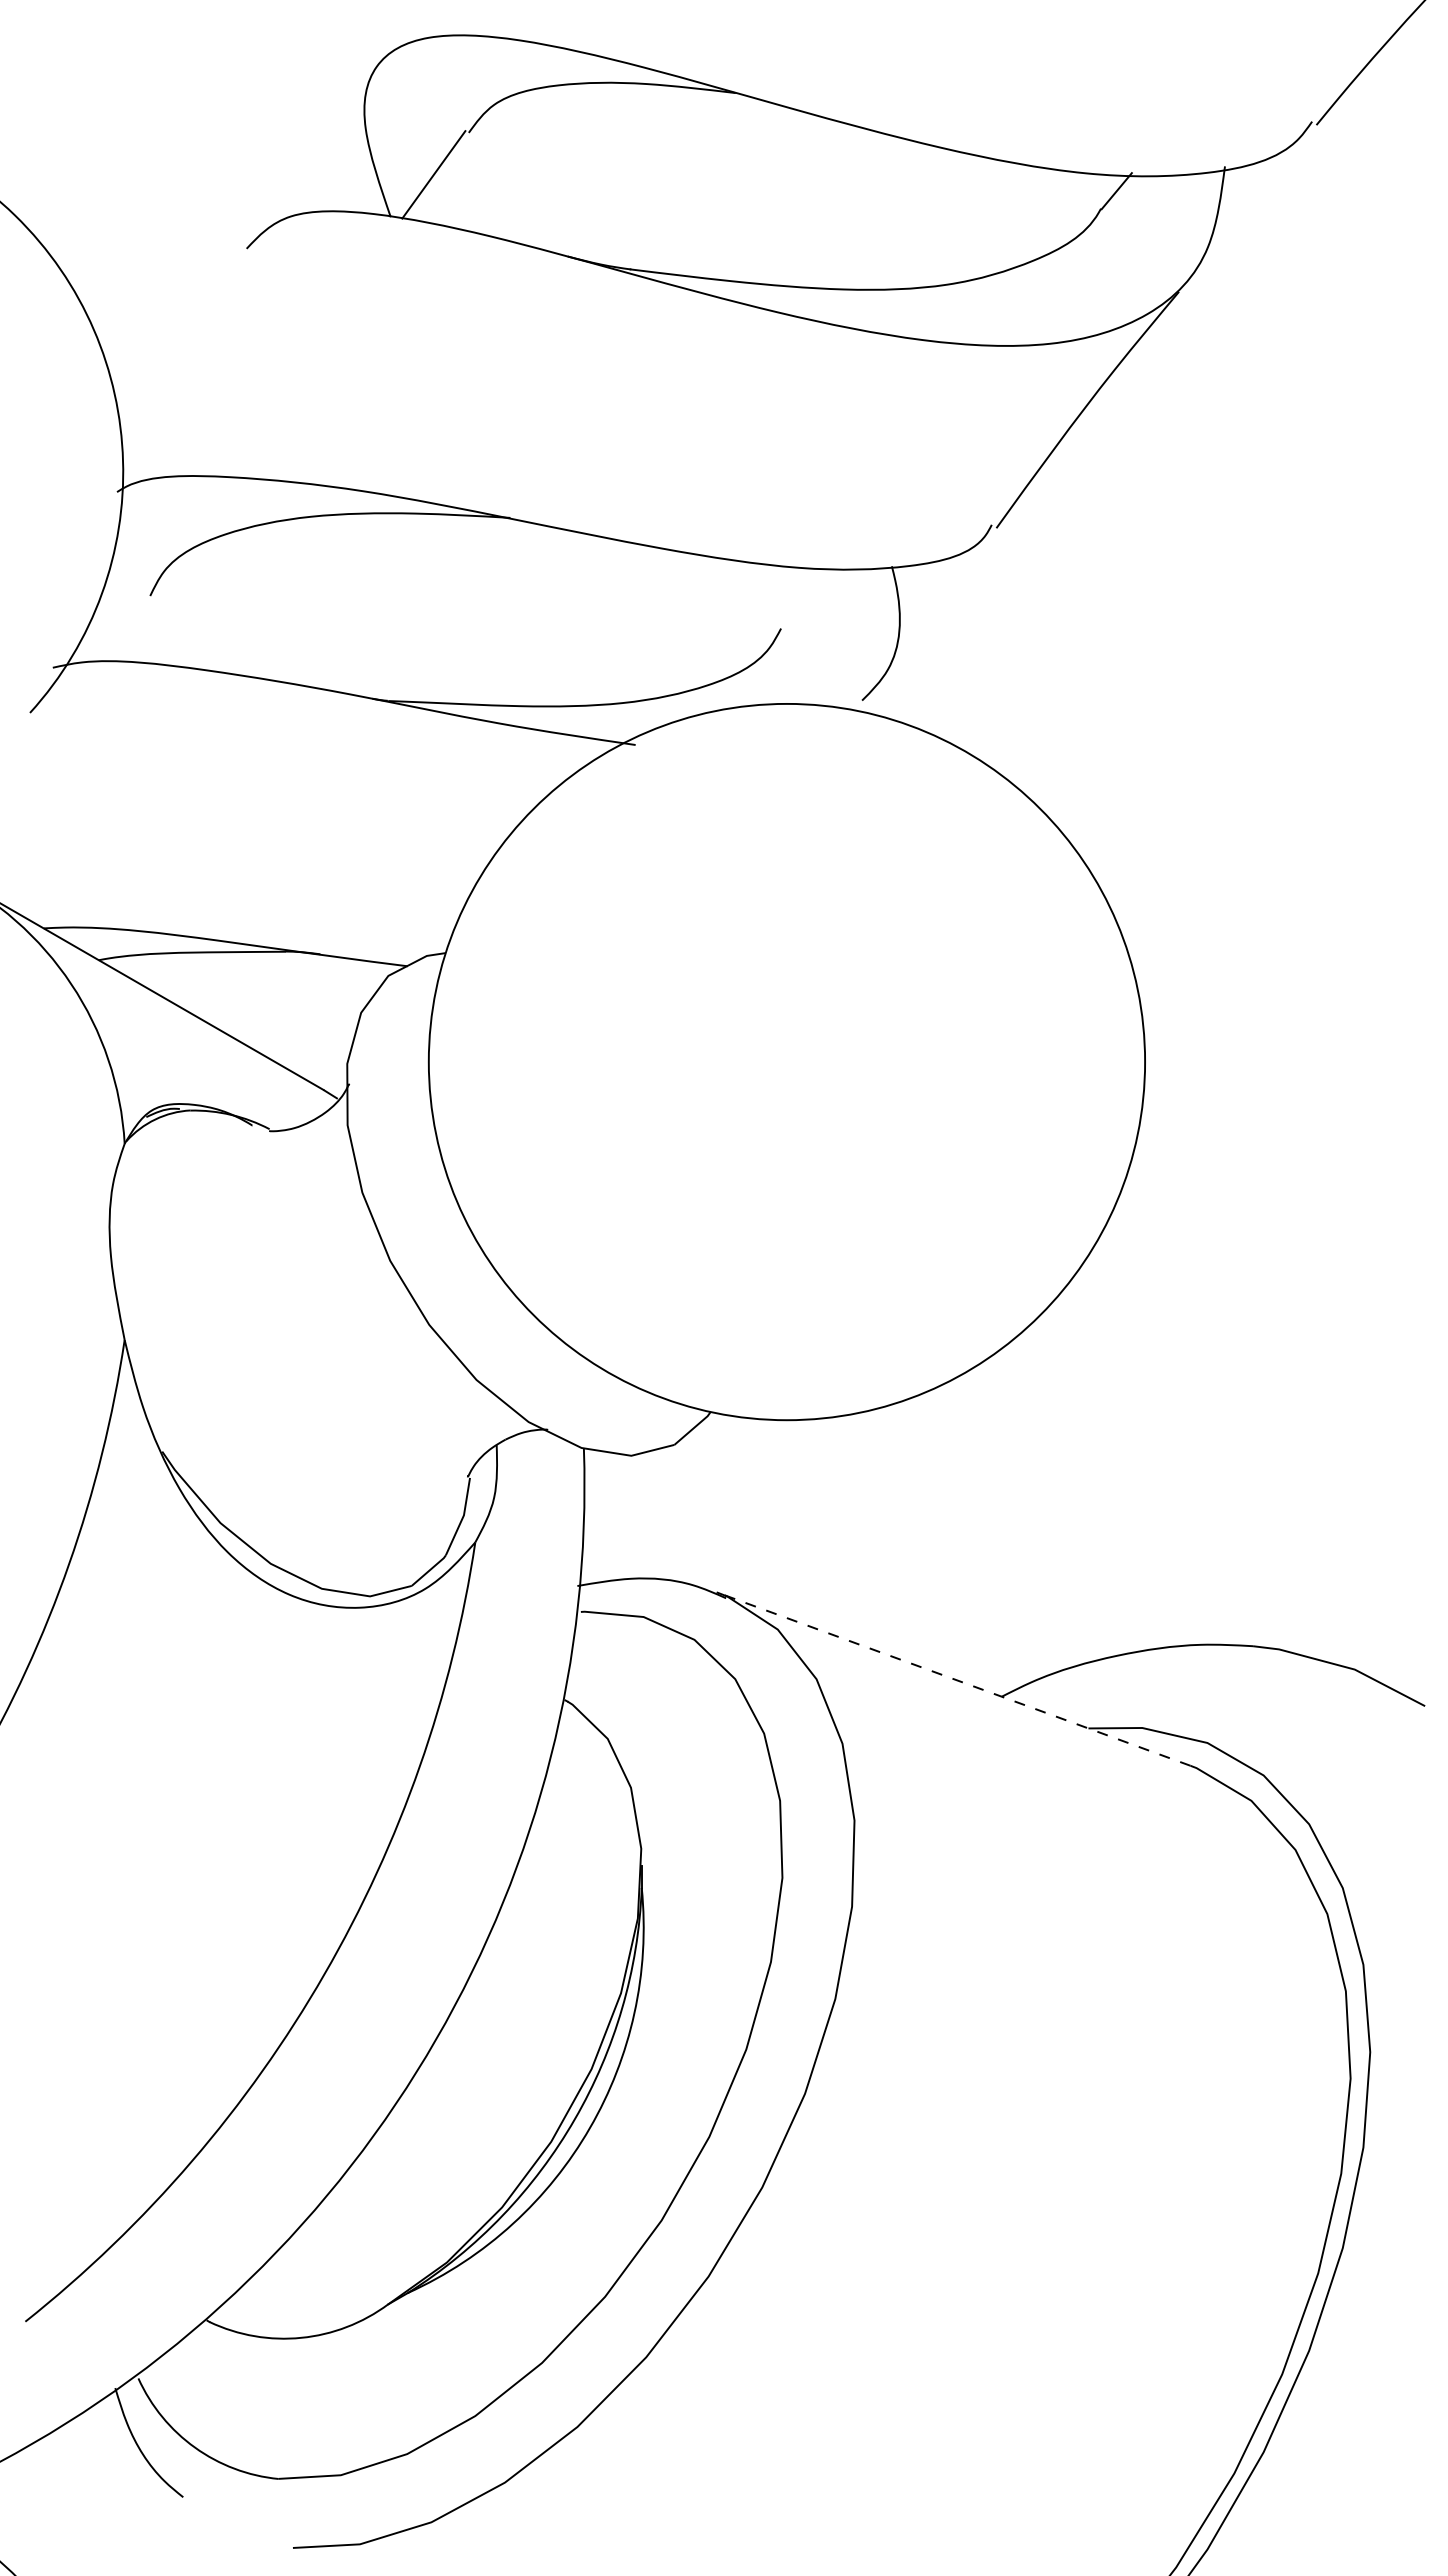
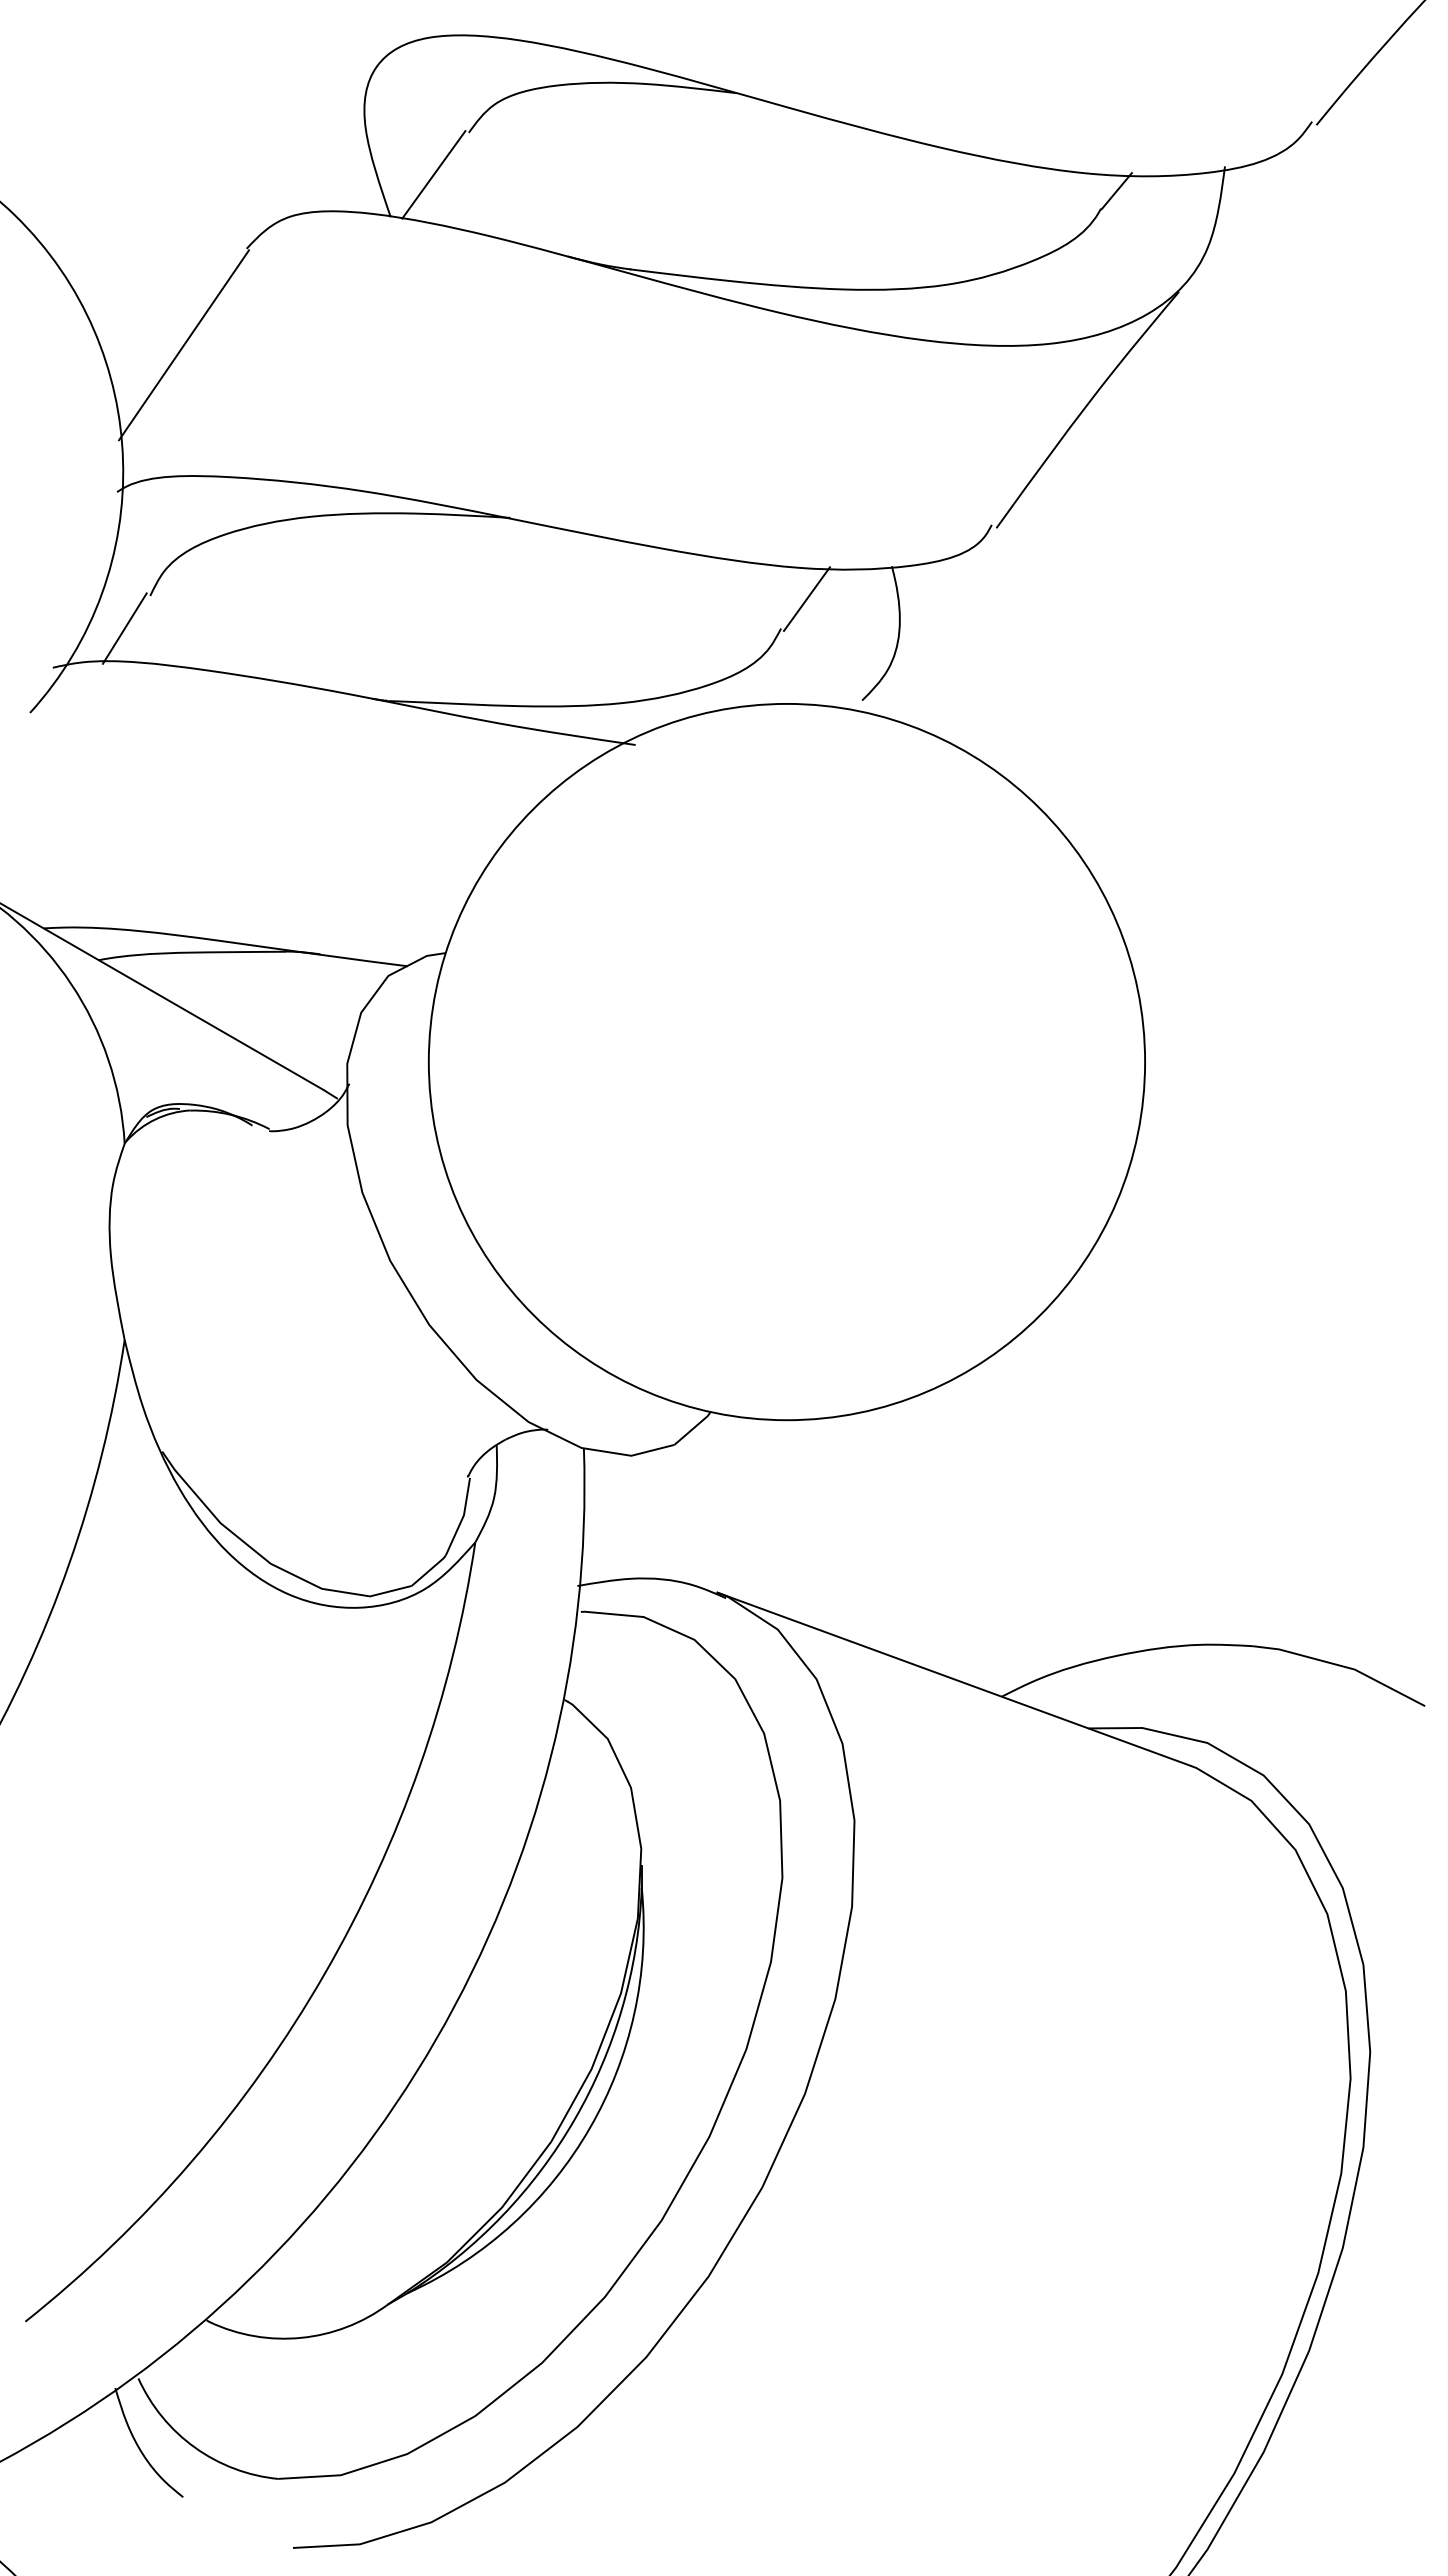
line: none -> present (183, 345)
line: none -> present (806, 598)
line: none -> present (124, 628)
line: dashed -> solid (954, 1679)
